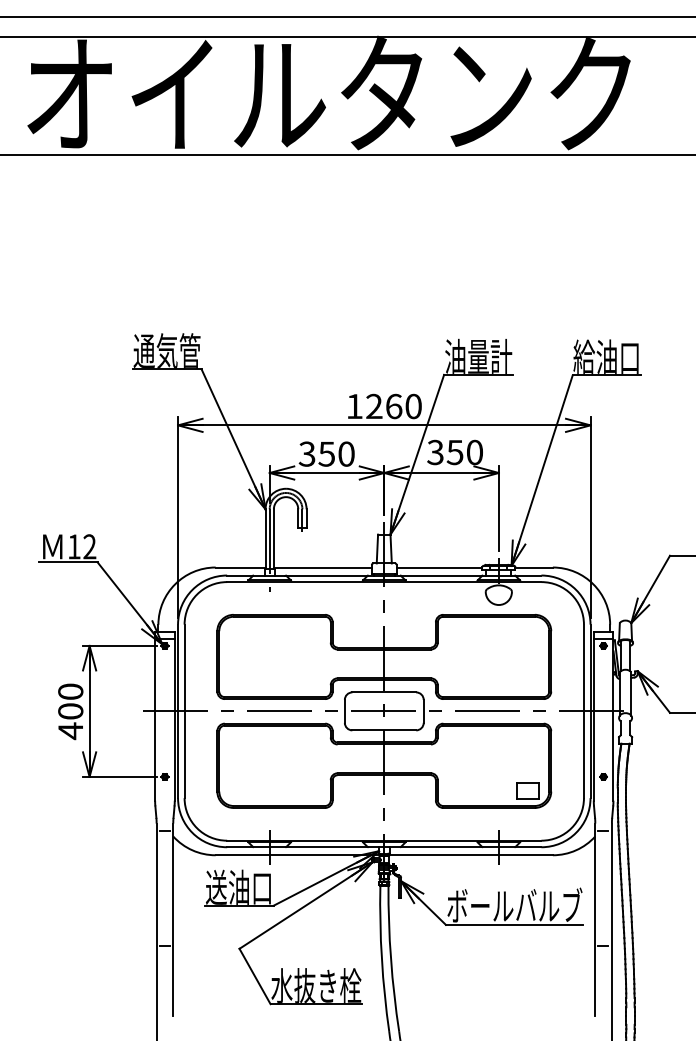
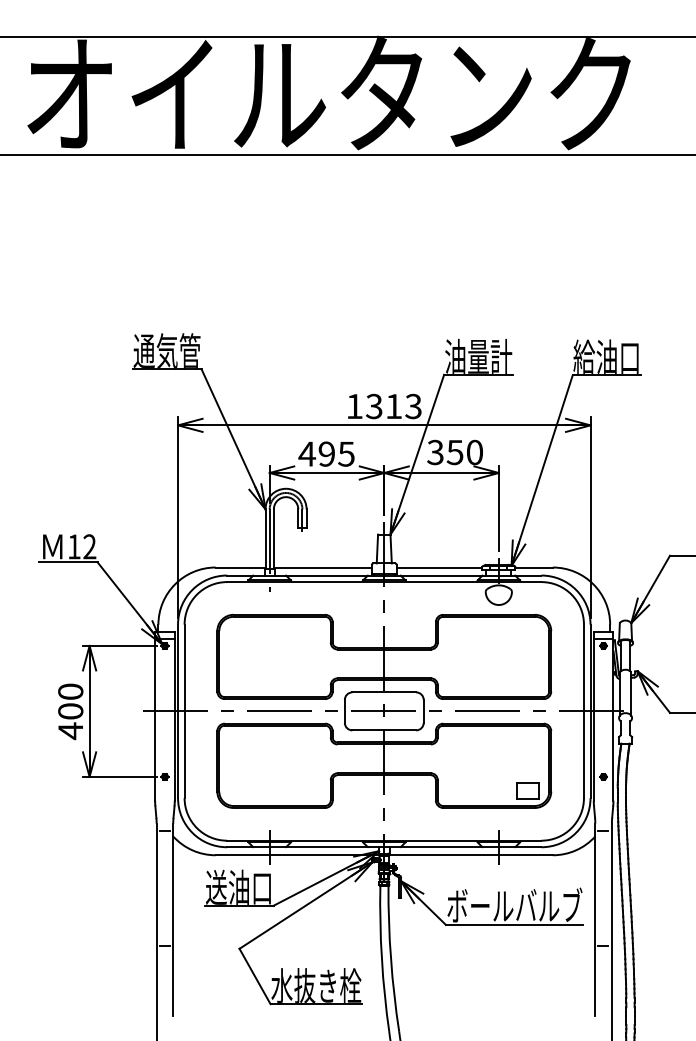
line: present -> none (347, 16)
text: 1260 -> 1313 (393, 406)
text: 350 -> 495 (326, 453)
